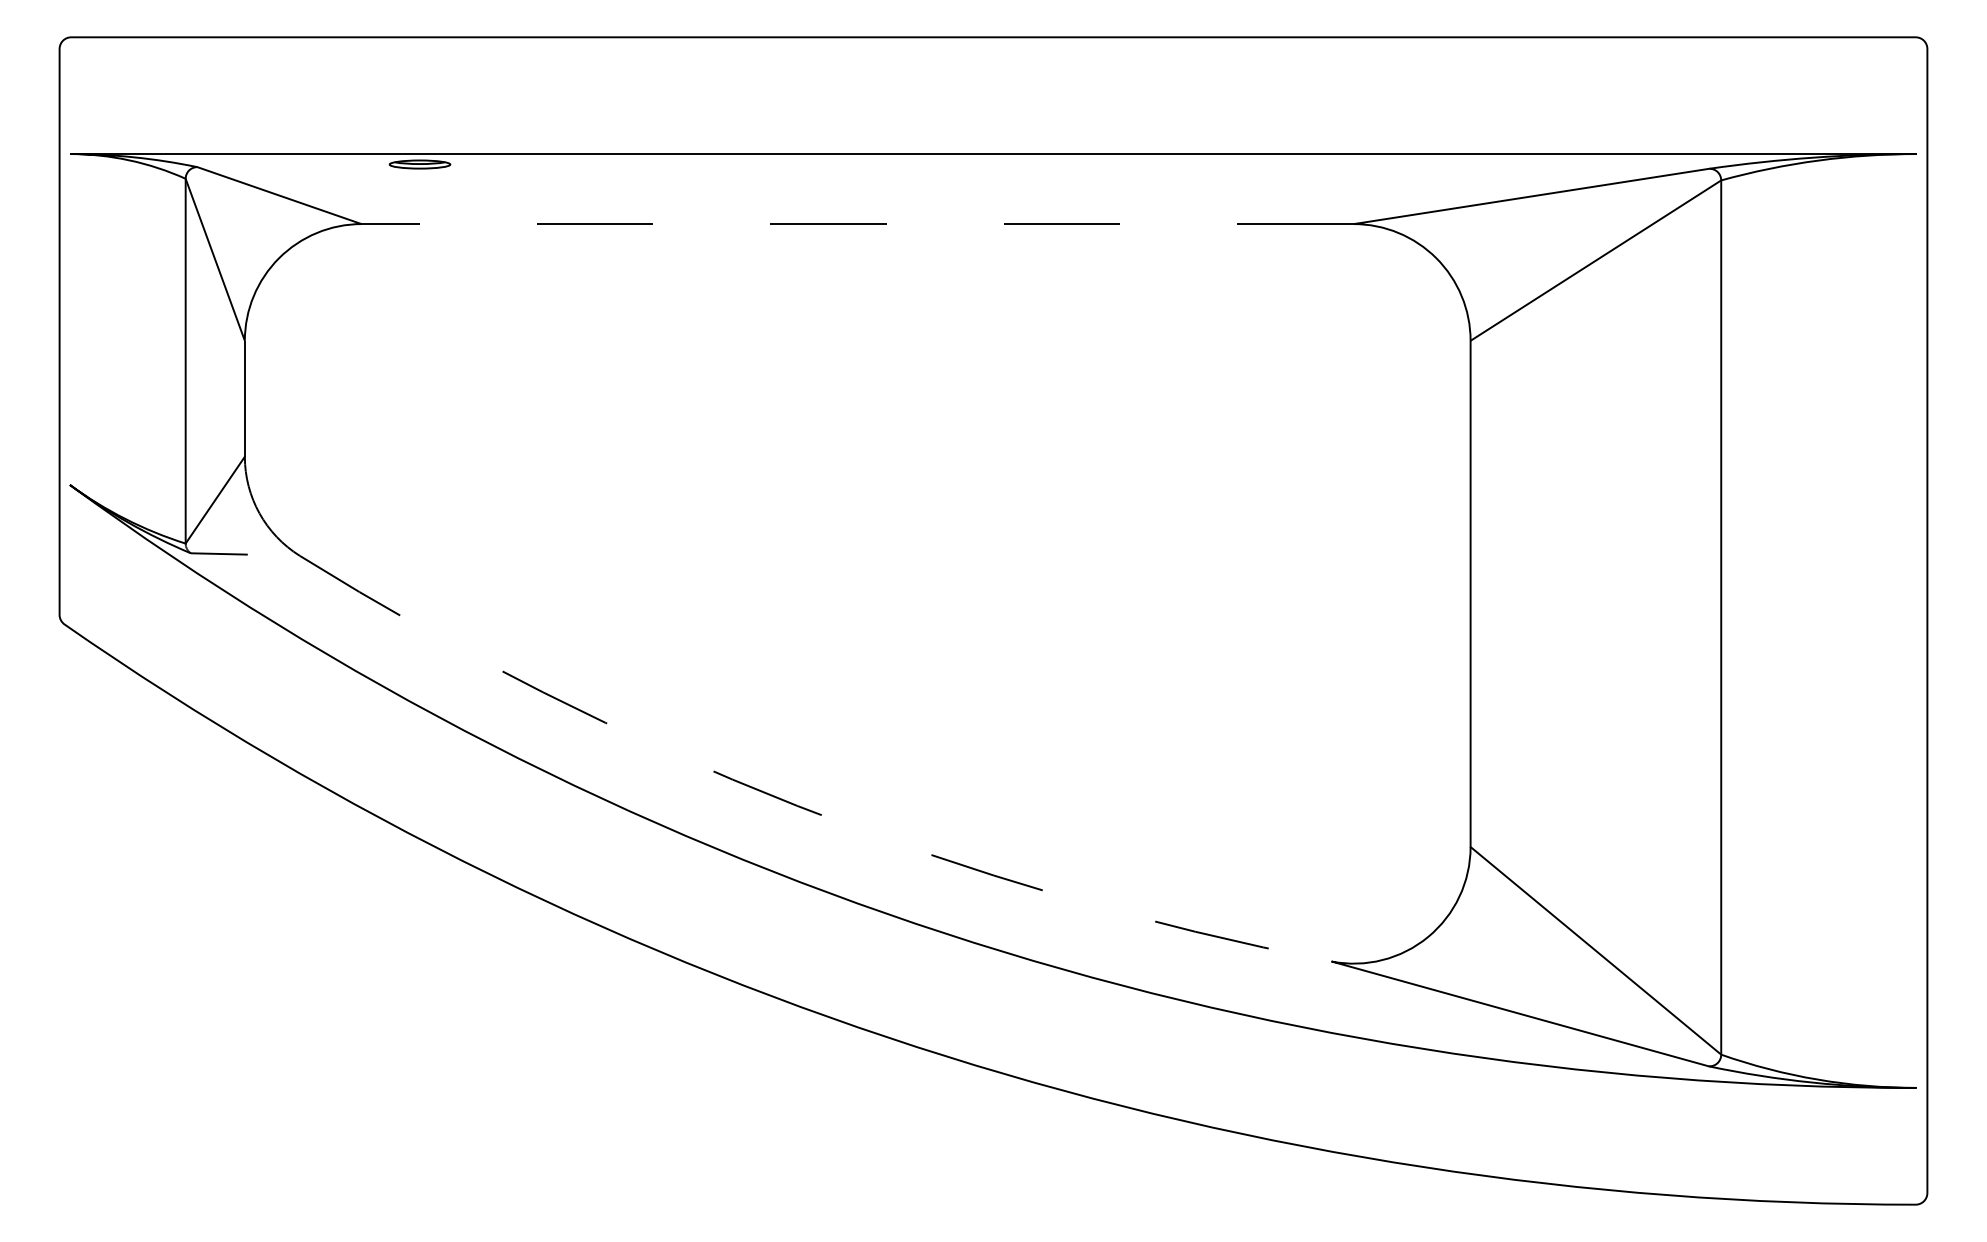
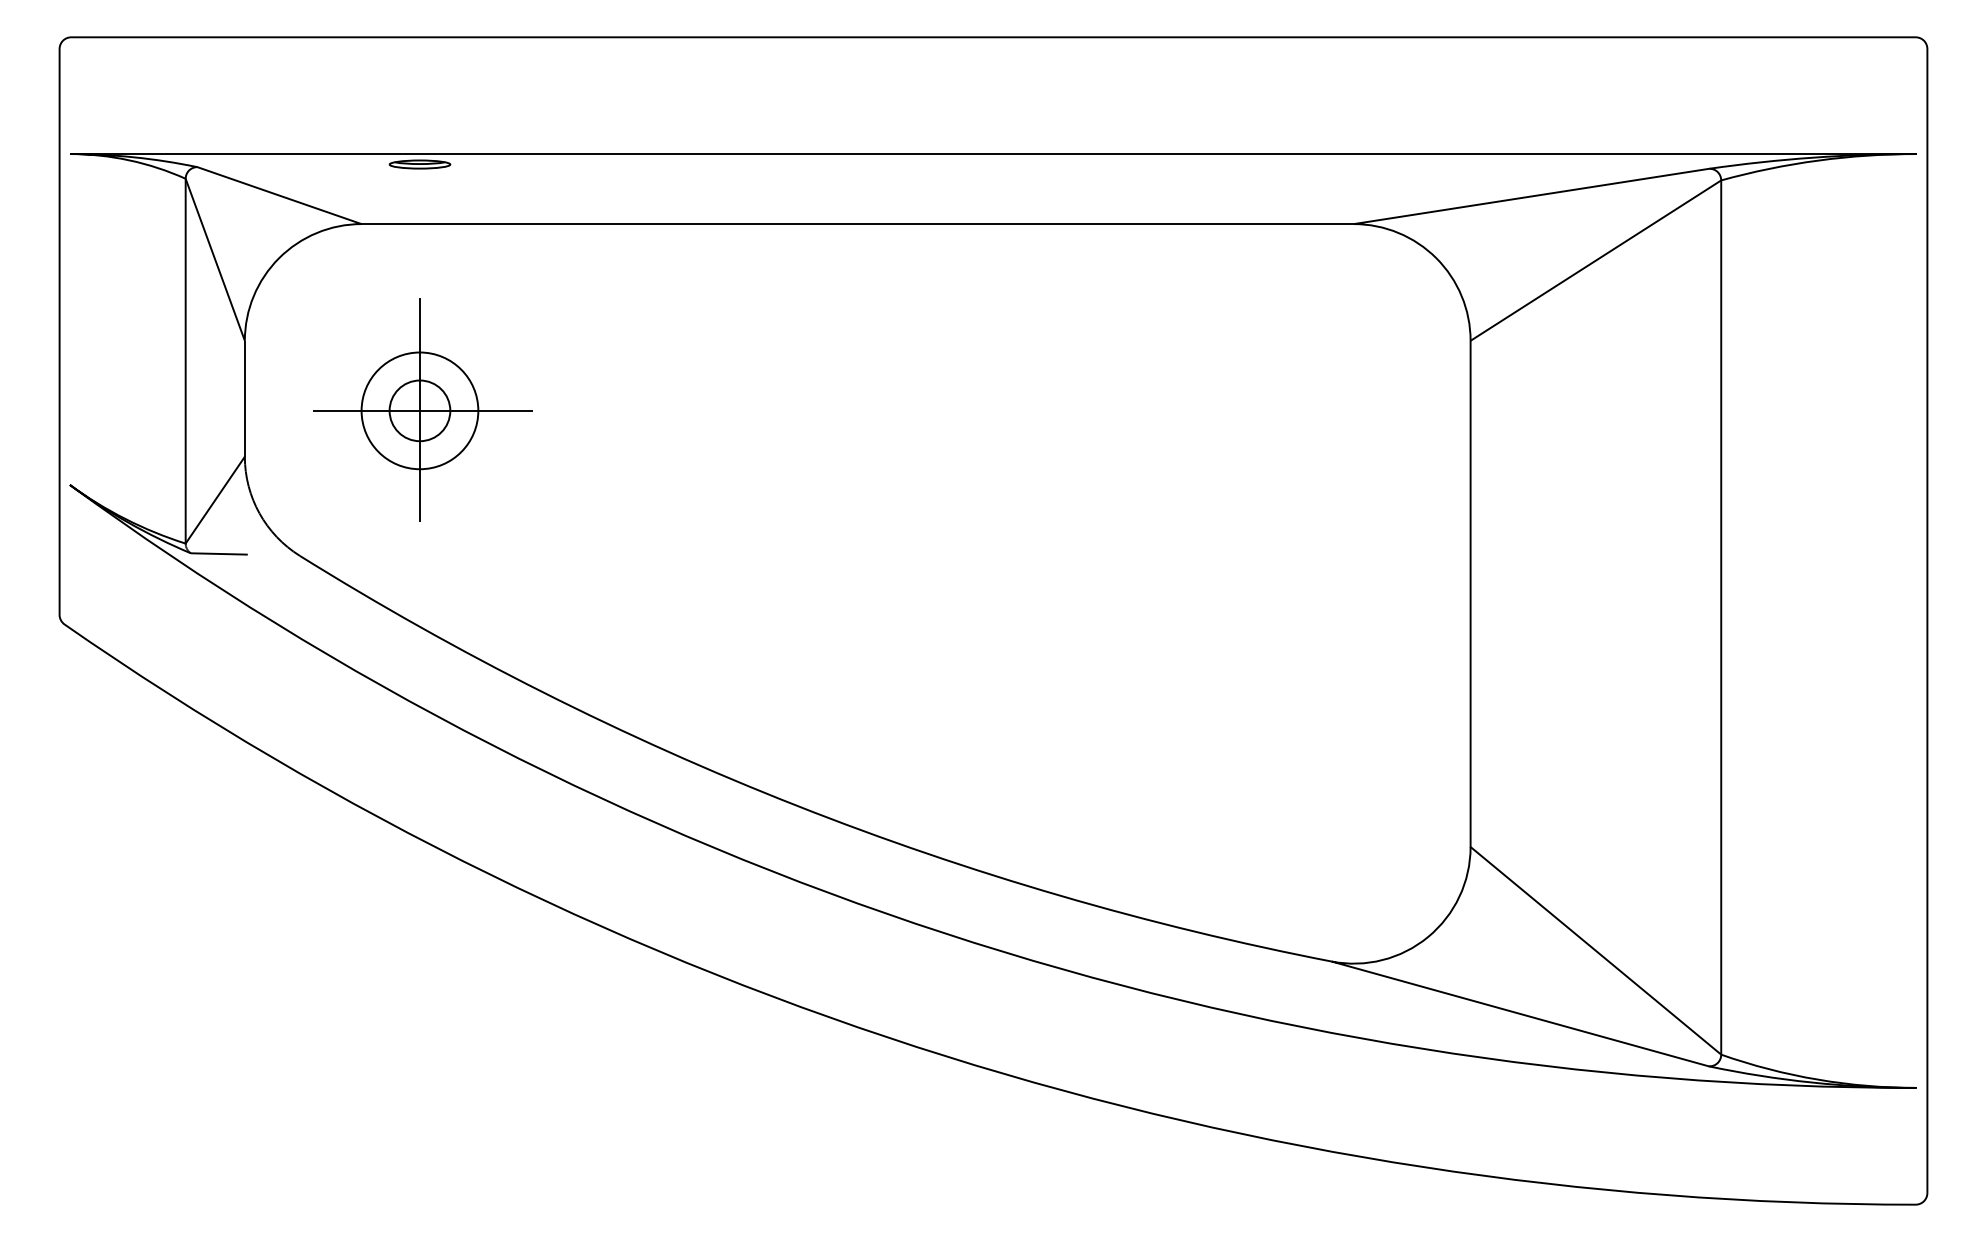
line: dashed -> solid (857, 224)
part: none -> present (422, 409)
line: dashed -> solid (797, 805)
